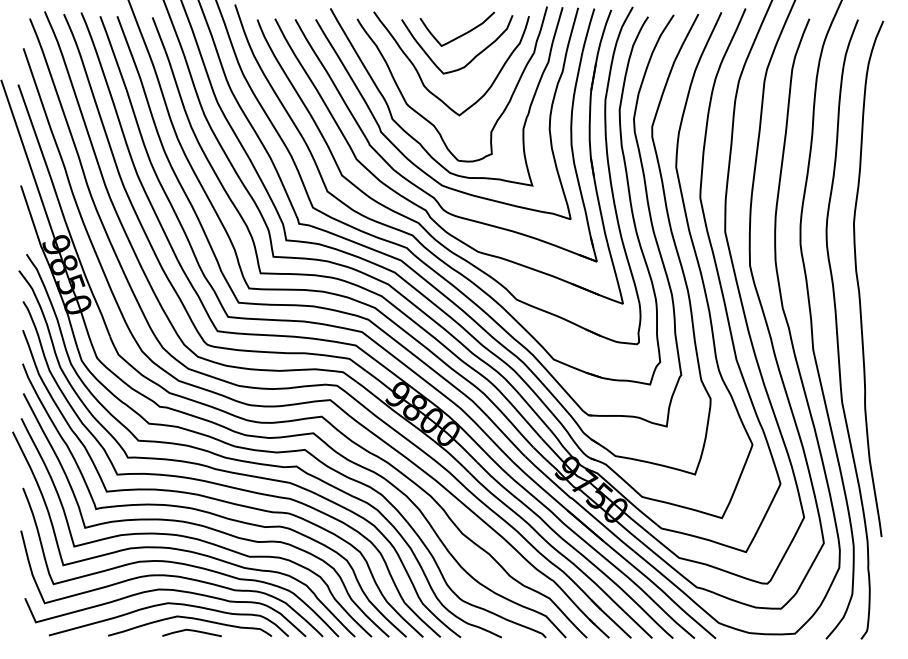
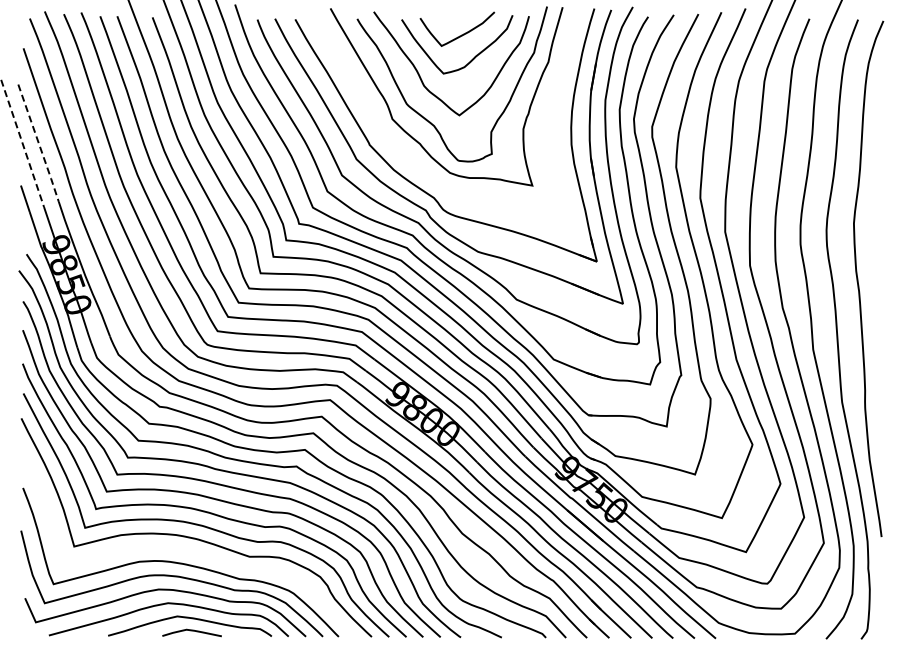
line: solid -> dashed (22, 143)
line: solid -> dashed (38, 143)
curve: present -> none (404, 154)
curve: present -> none (179, 548)
